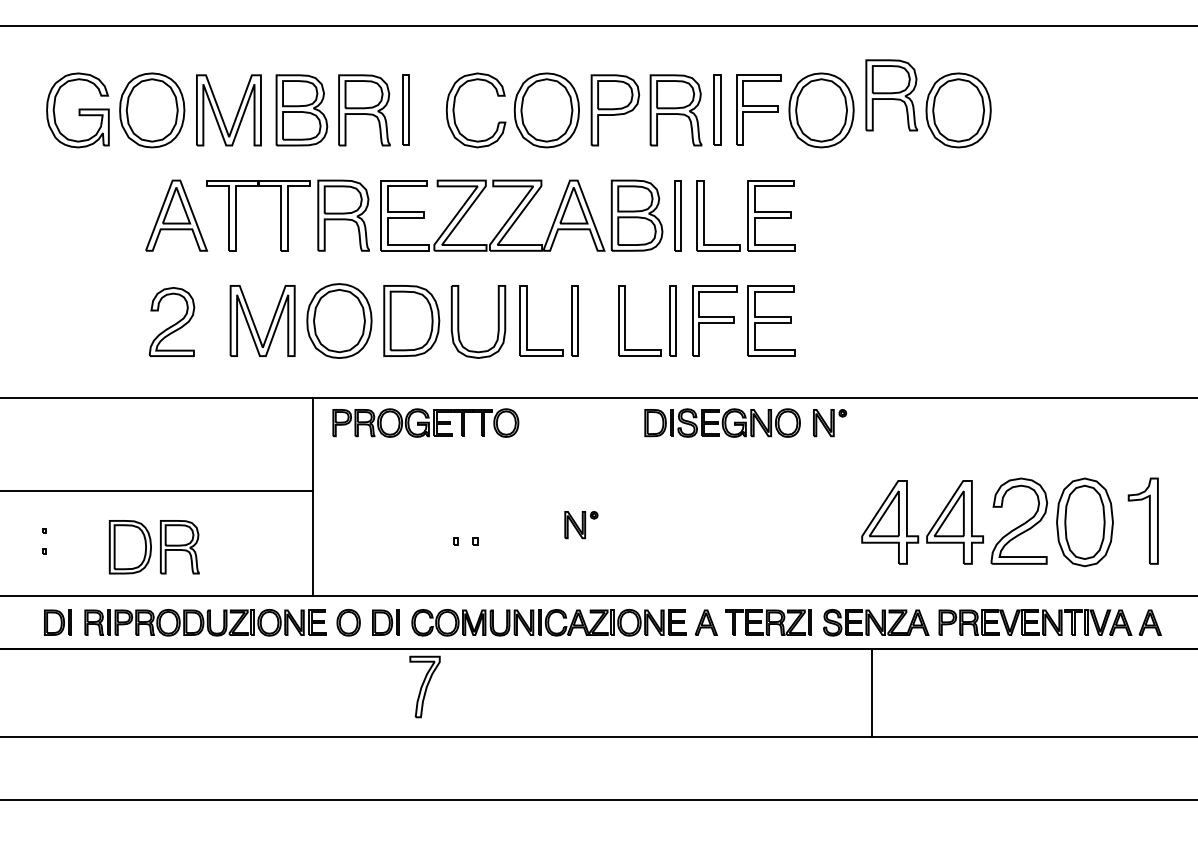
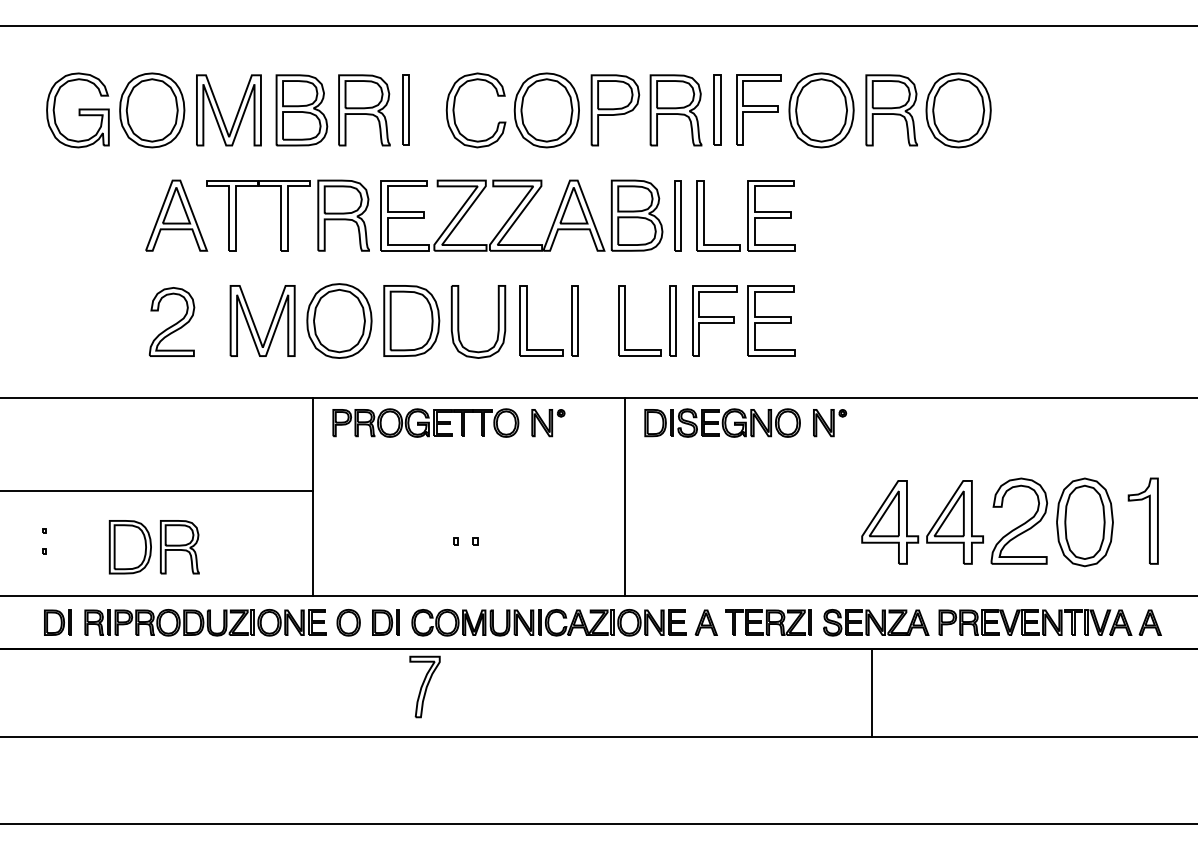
part position: (891, 95) -> (891, 110) (891, 110)
line: none -> present (624, 496)
part position: (581, 525) -> (548, 423) (548, 423)
line position: (598, 800) -> (598, 824) (598, 824)
